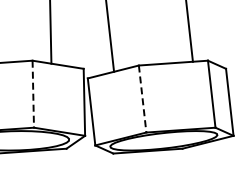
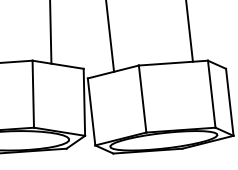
line: dashed -> solid (33, 94)
line: dashed -> solid (142, 99)
